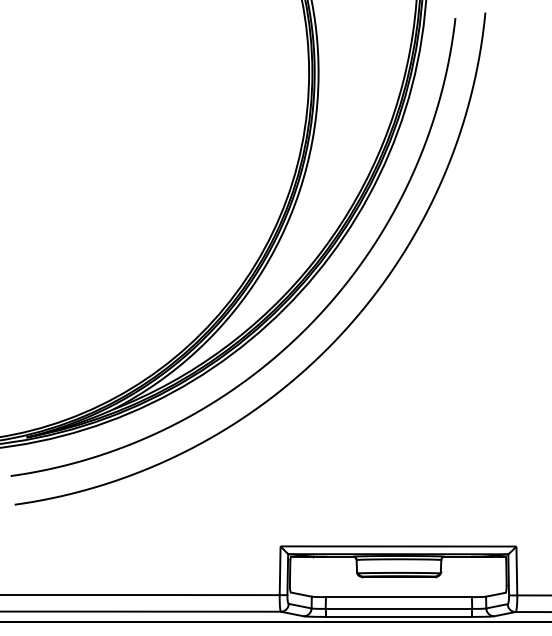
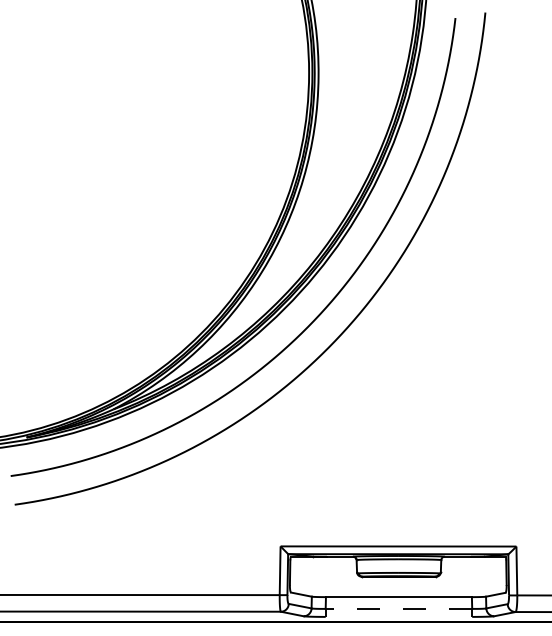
line: solid -> dashed (398, 608)
line: present -> none (398, 616)
